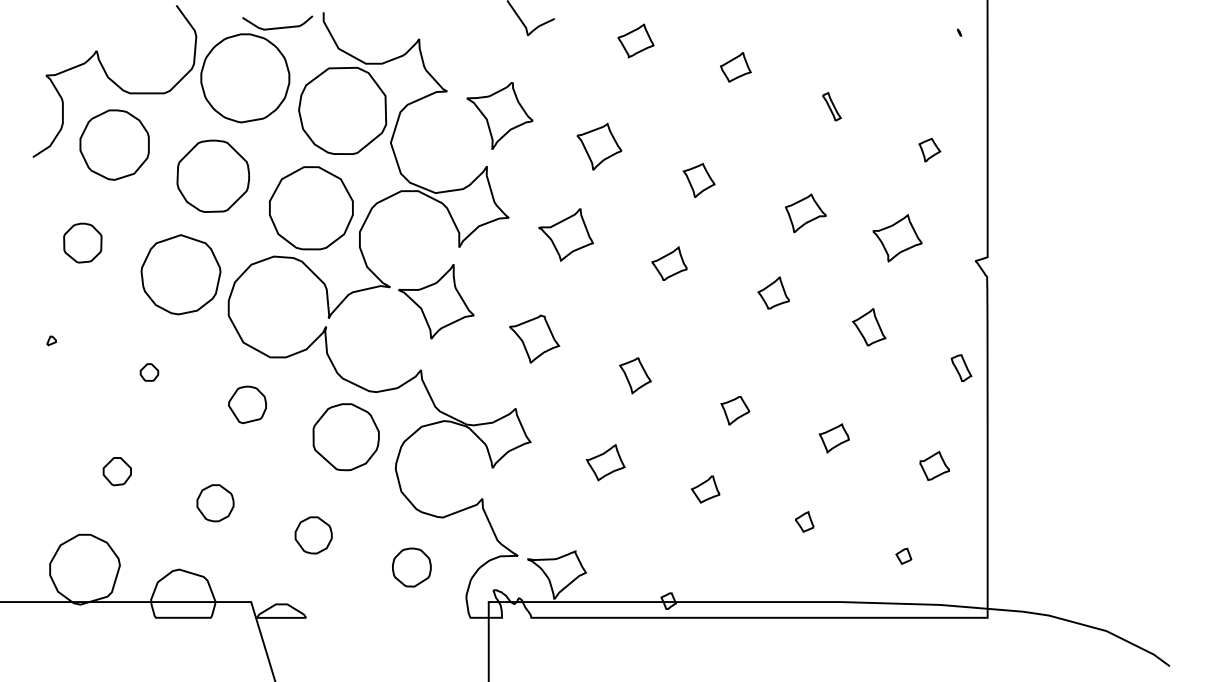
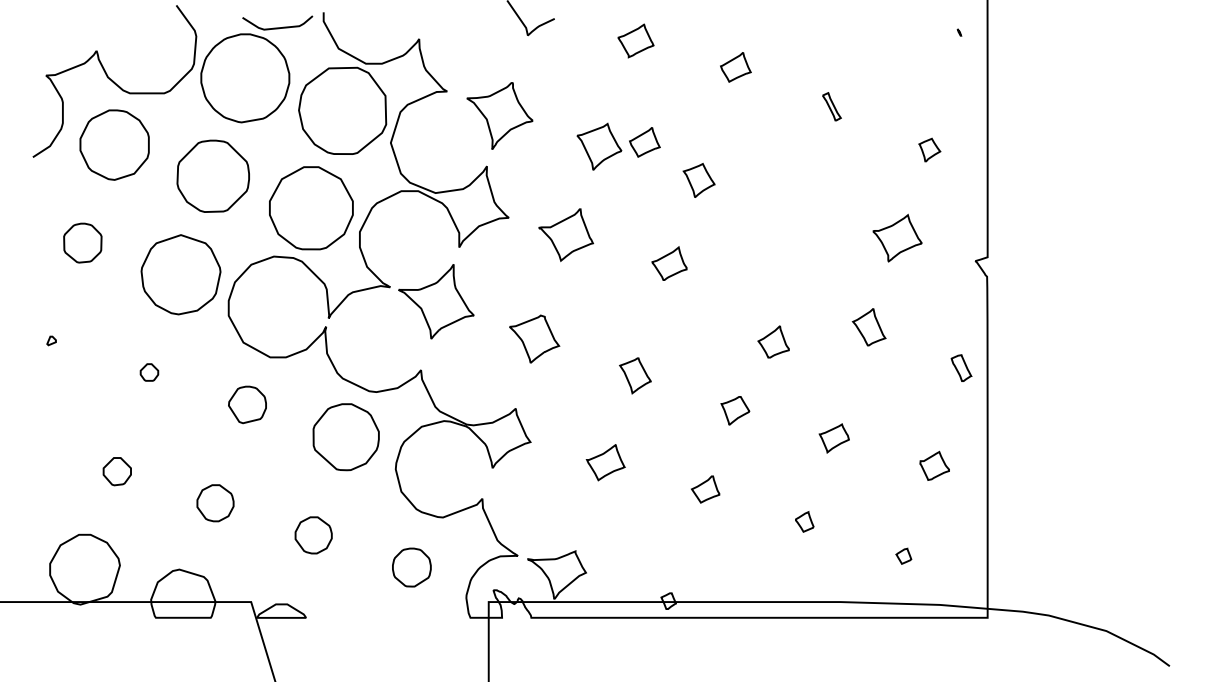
part: none -> present (644, 142)
part: present -> none (805, 213)
part position: (773, 292) -> (773, 341) (773, 341)
